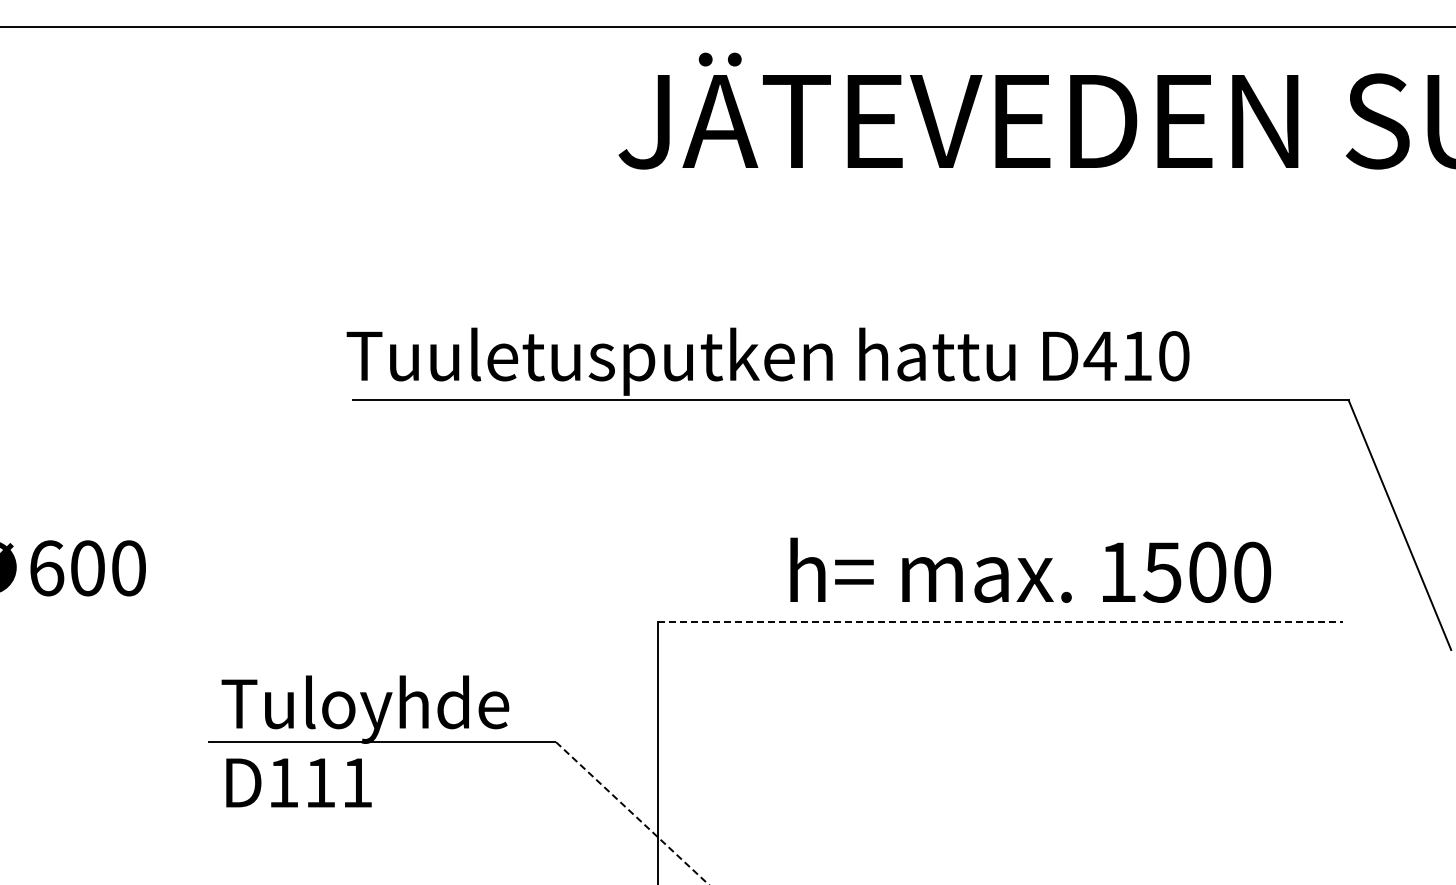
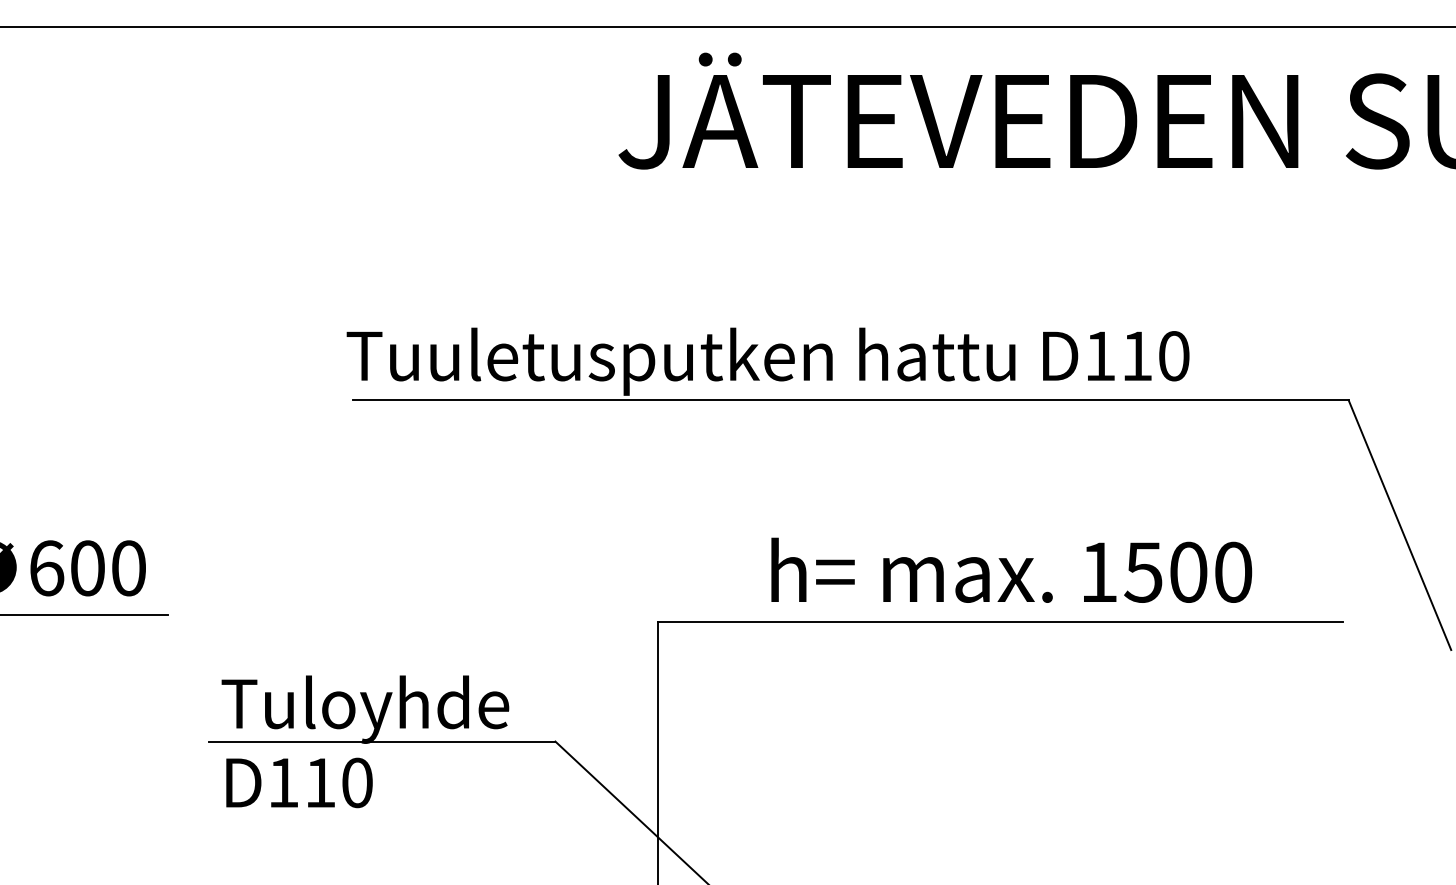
text: D410 -> D110 (1099, 355)
text position: (1030, 569) -> (1011, 569) (1011, 569)
line: none -> present (85, 615)
line: dashed -> solid (1000, 621)
text: D111 -> D110 (357, 782)
line: dashed -> solid (632, 813)
